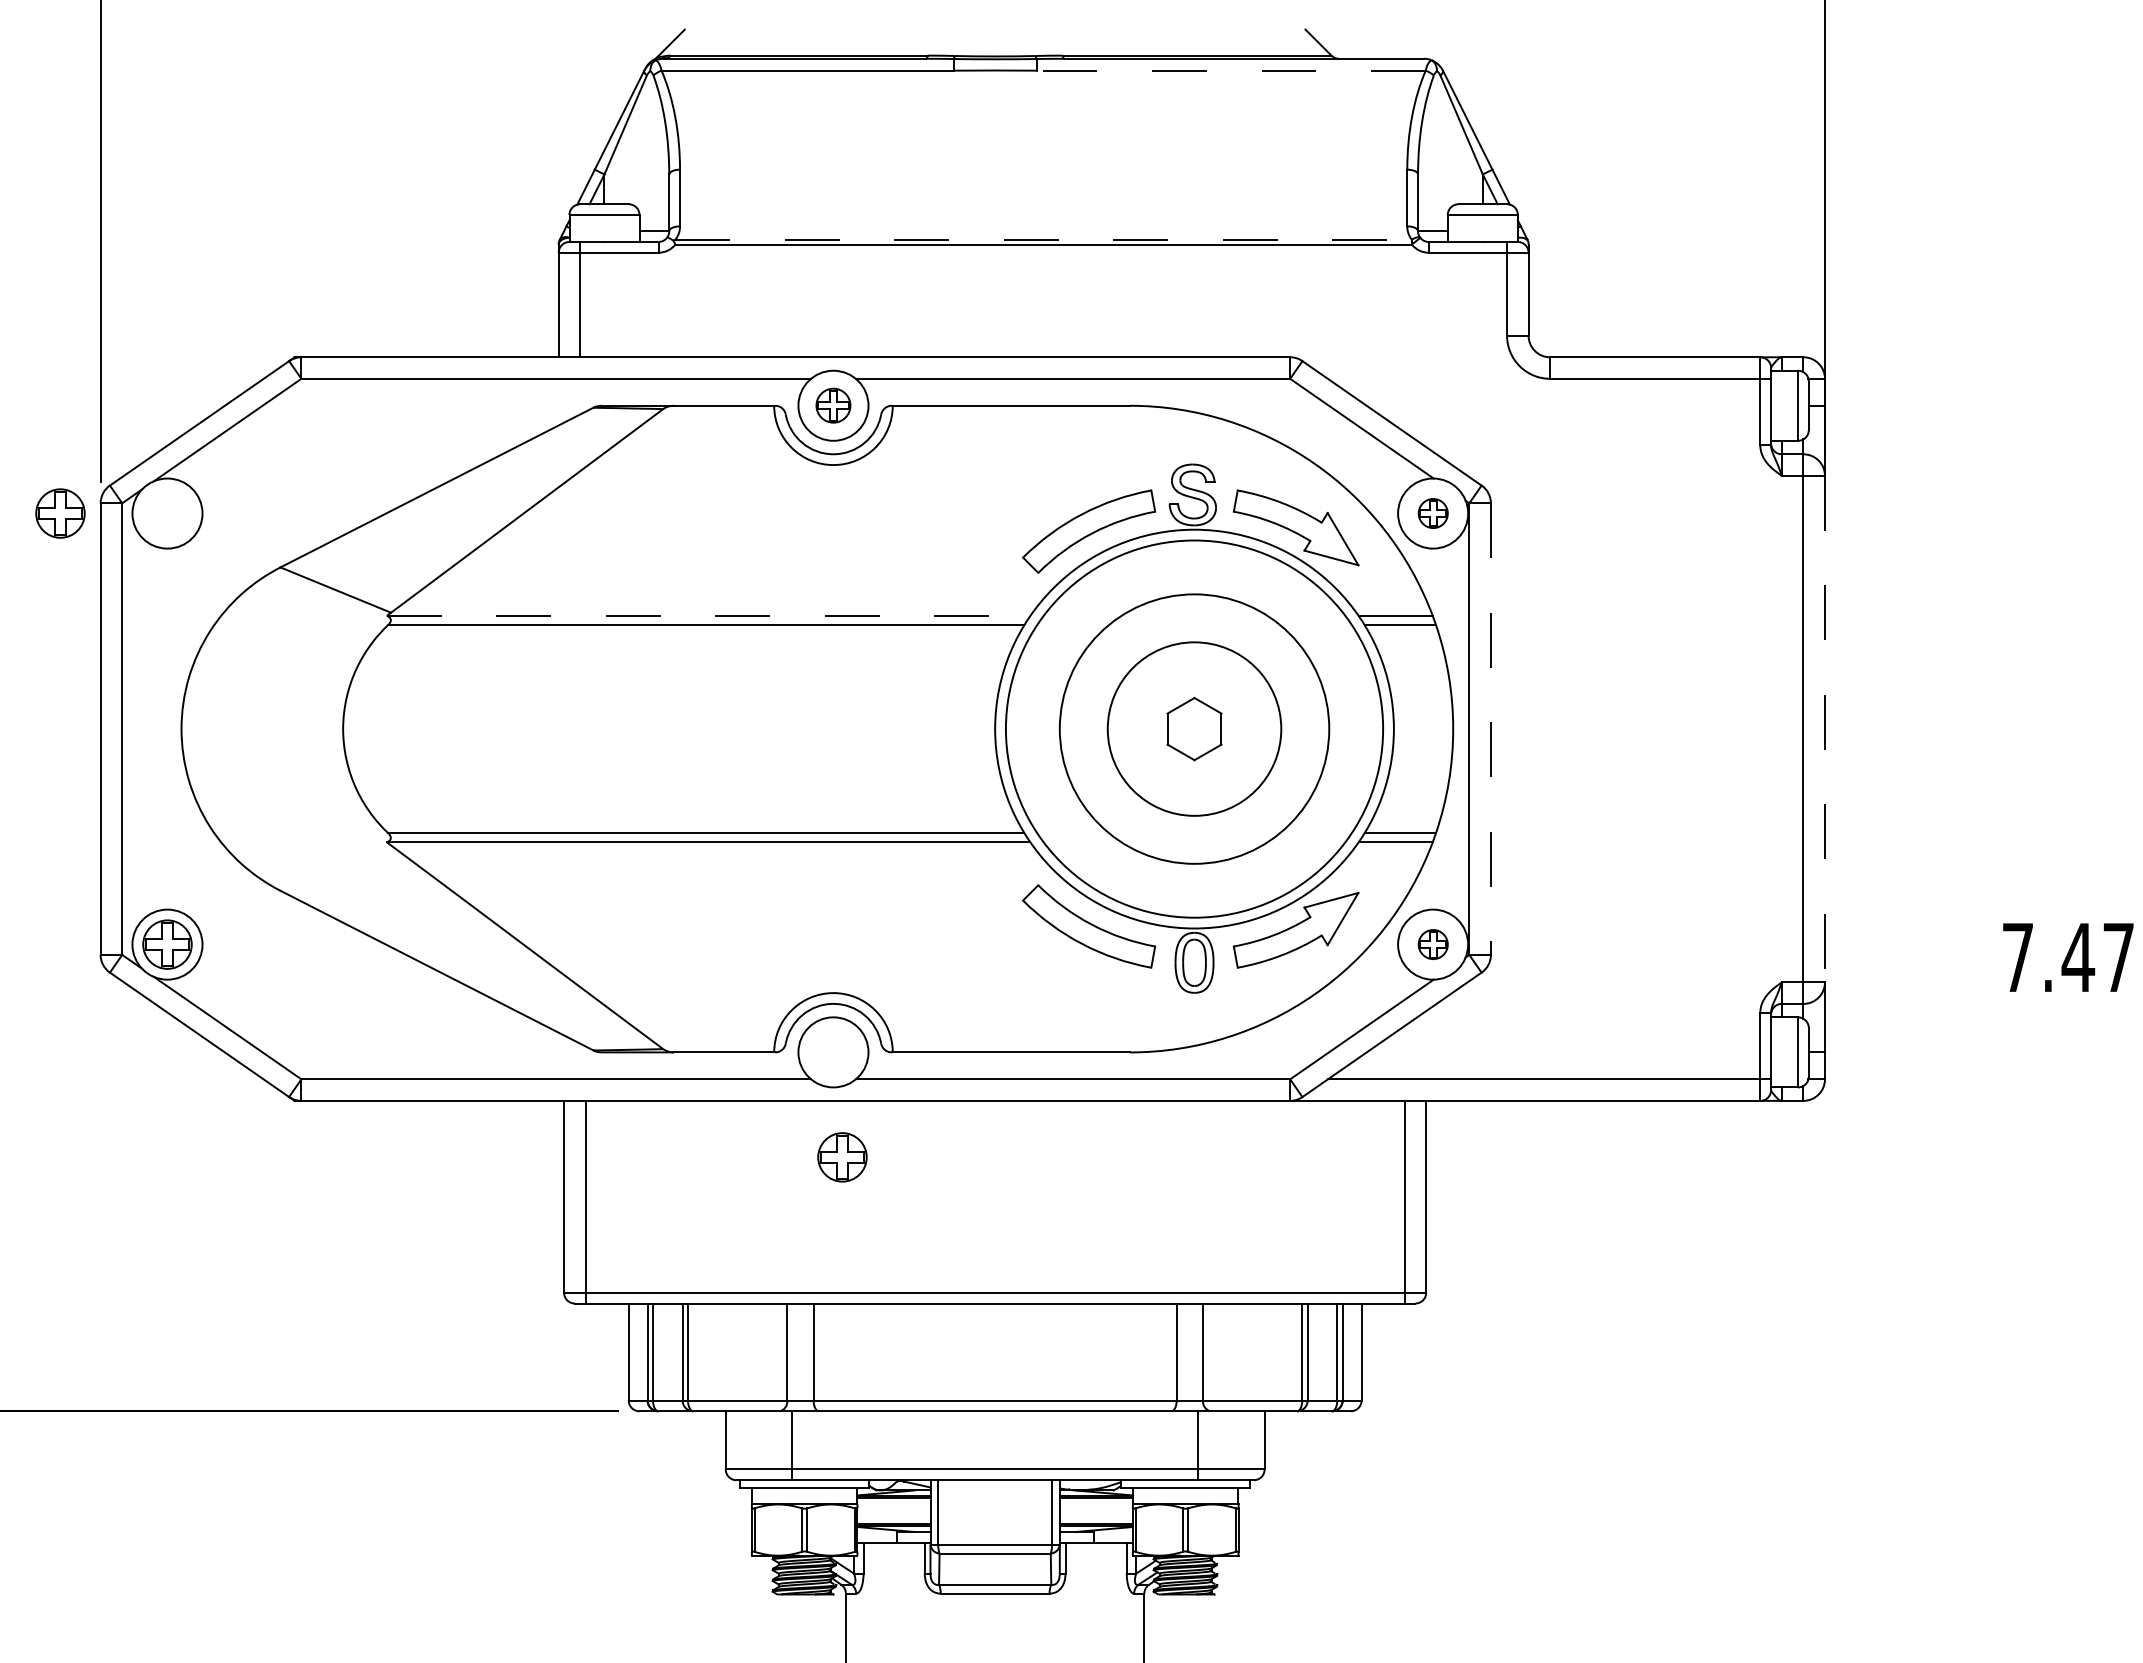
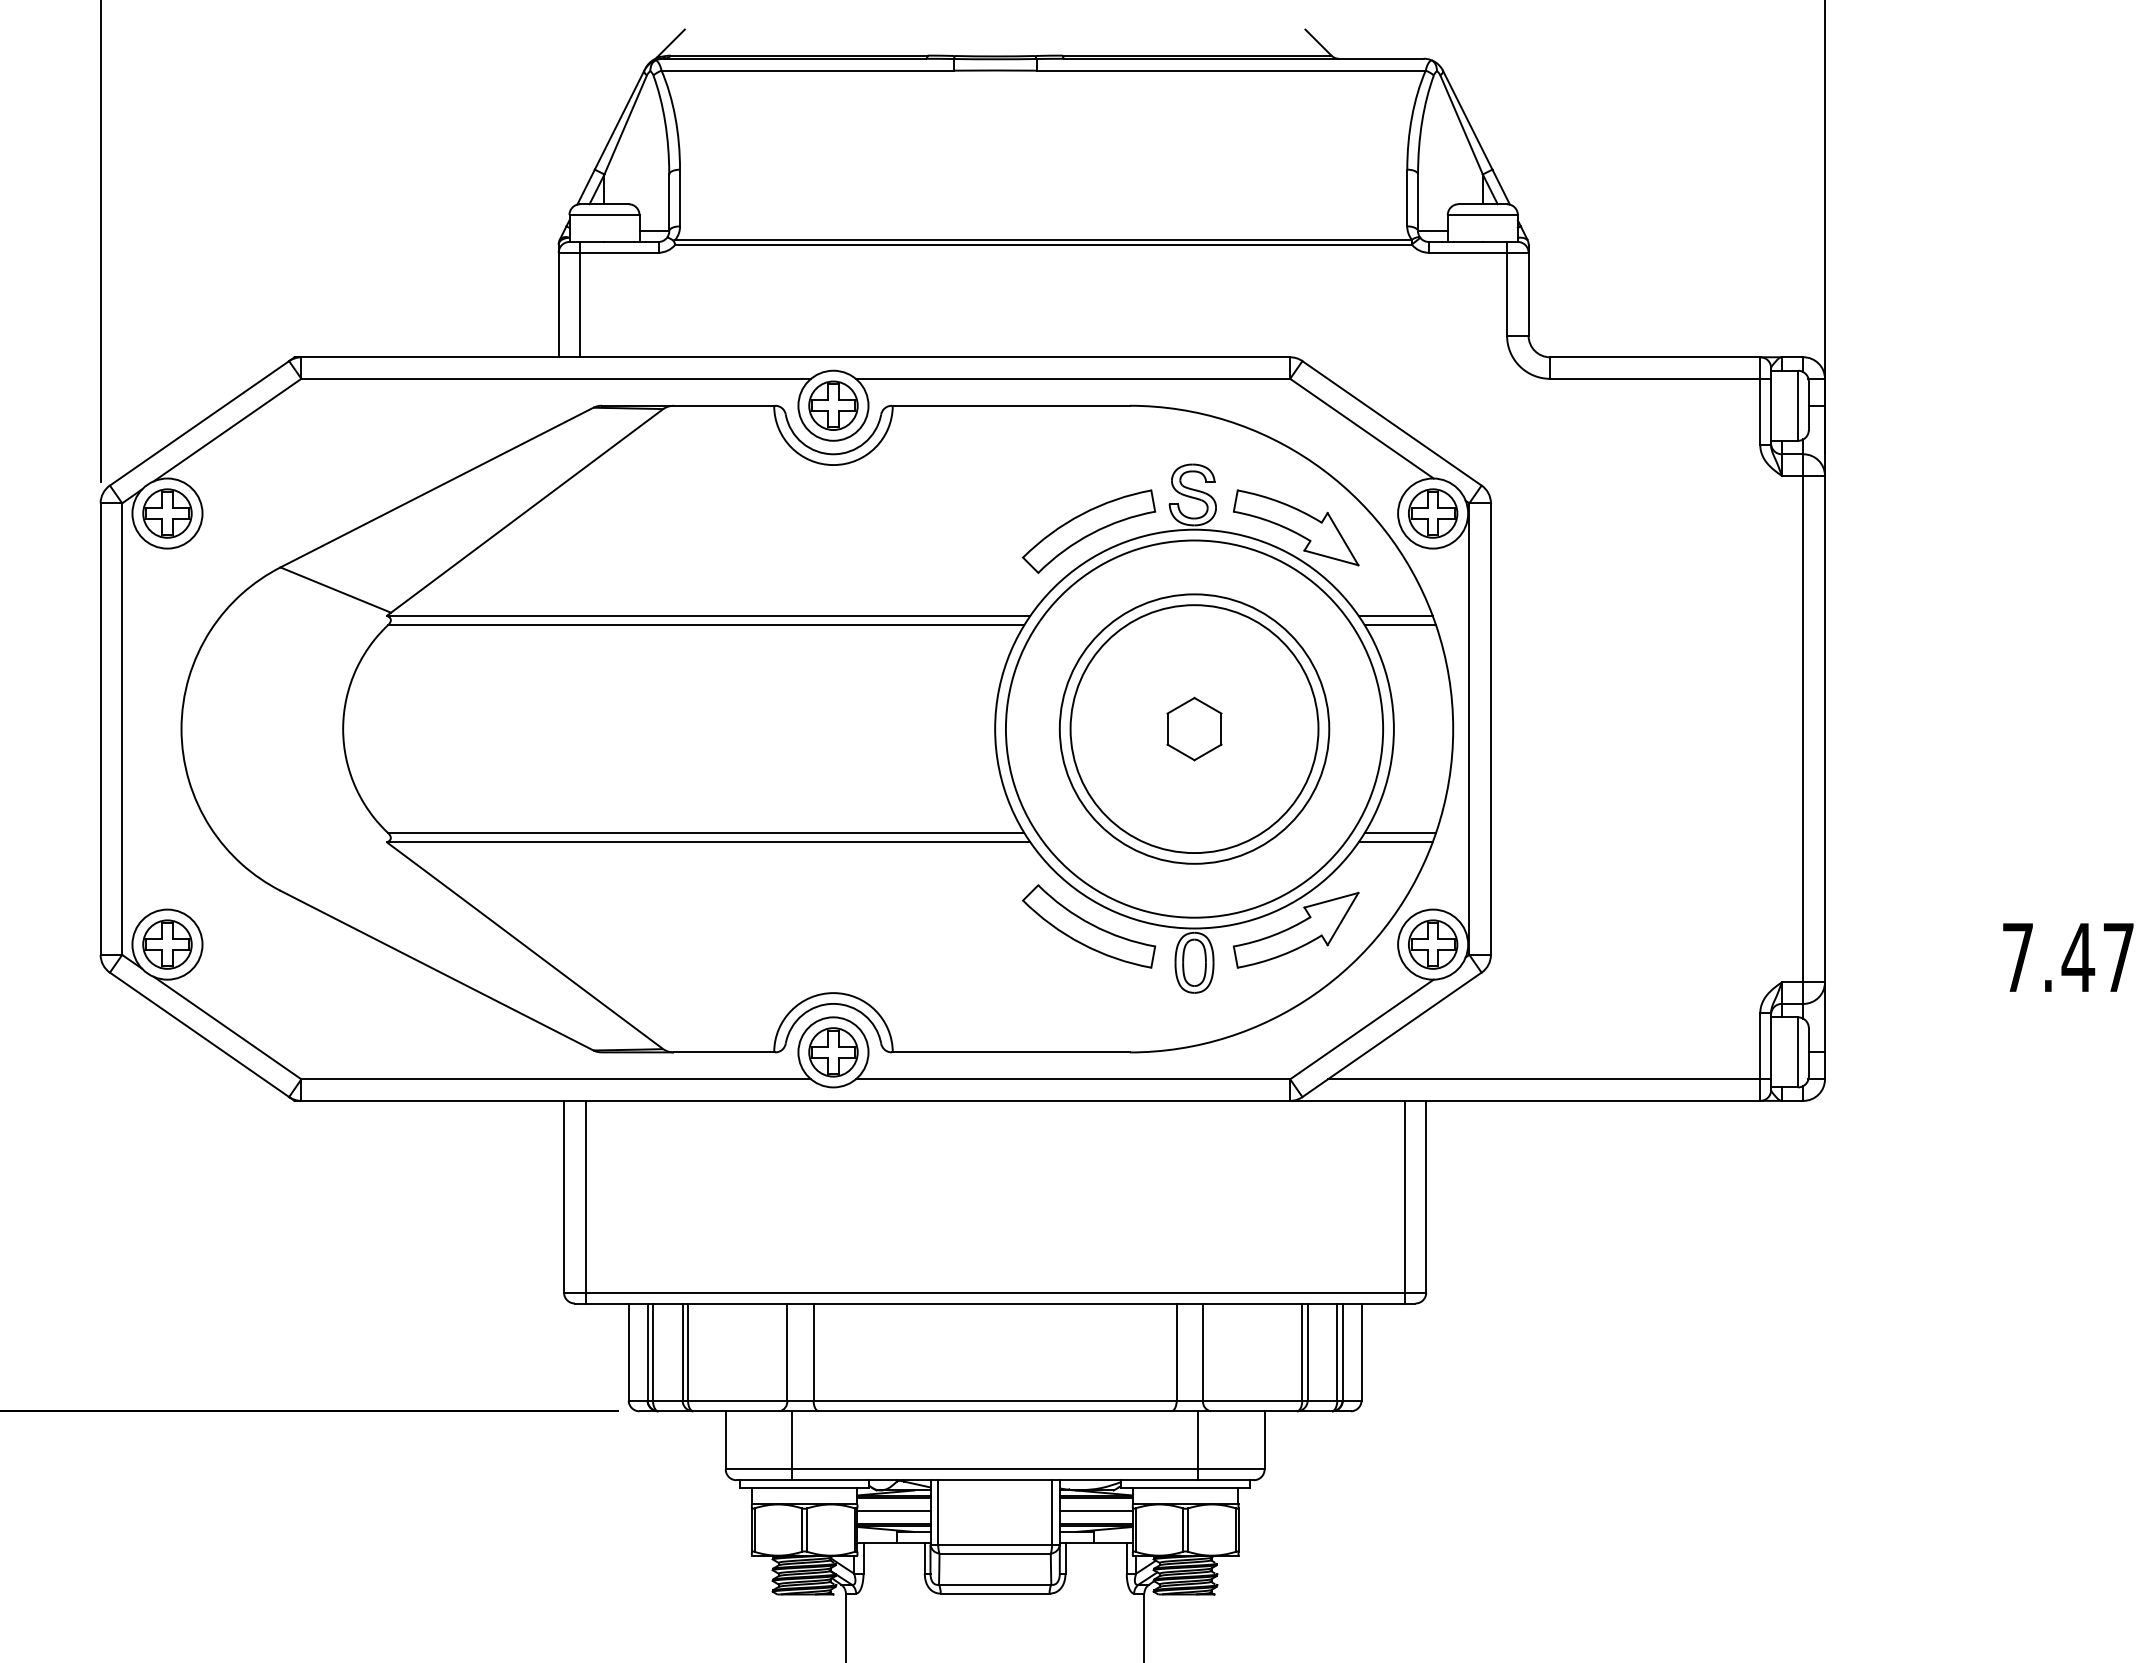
line: dashed -> solid (1231, 70)
line: dashed -> solid (1044, 239)
part size: 37x37 px -> 51x51 px (833, 405)
part position: (60, 513) -> (167, 513) (167, 513)
part size: 32x31 px -> 51x51 px (1433, 513)
line: dashed -> solid (708, 615)
circle diameter: 174 px -> 248 px (1194, 729)
line: dashed -> solid (1490, 729)
line: dashed -> solid (1825, 729)
part size: 32x31 px -> 51x51 px (1433, 944)
part position: (842, 1157) -> (833, 1052) (833, 1052)
line: none -> present (893, 1511)
line: none -> present (1095, 1511)
